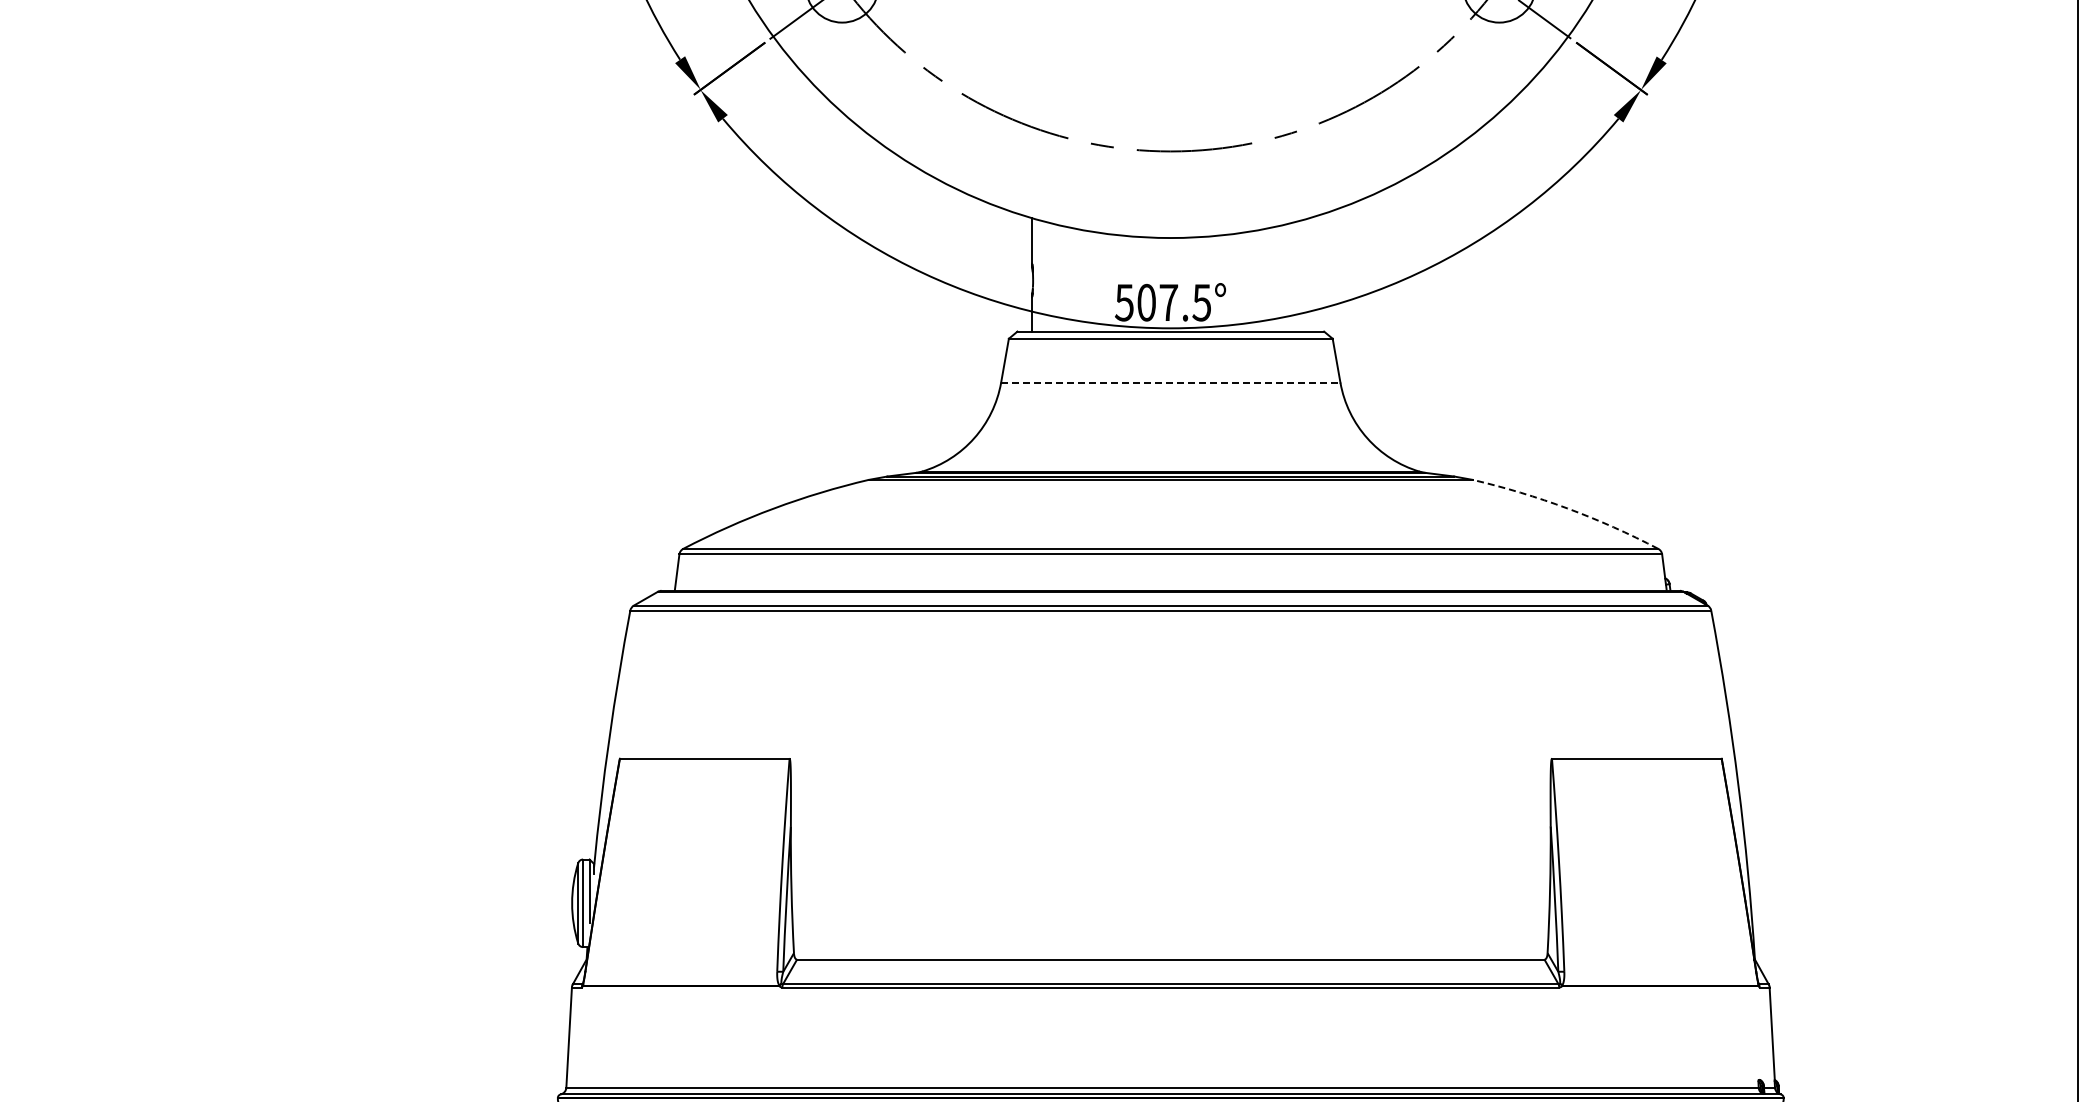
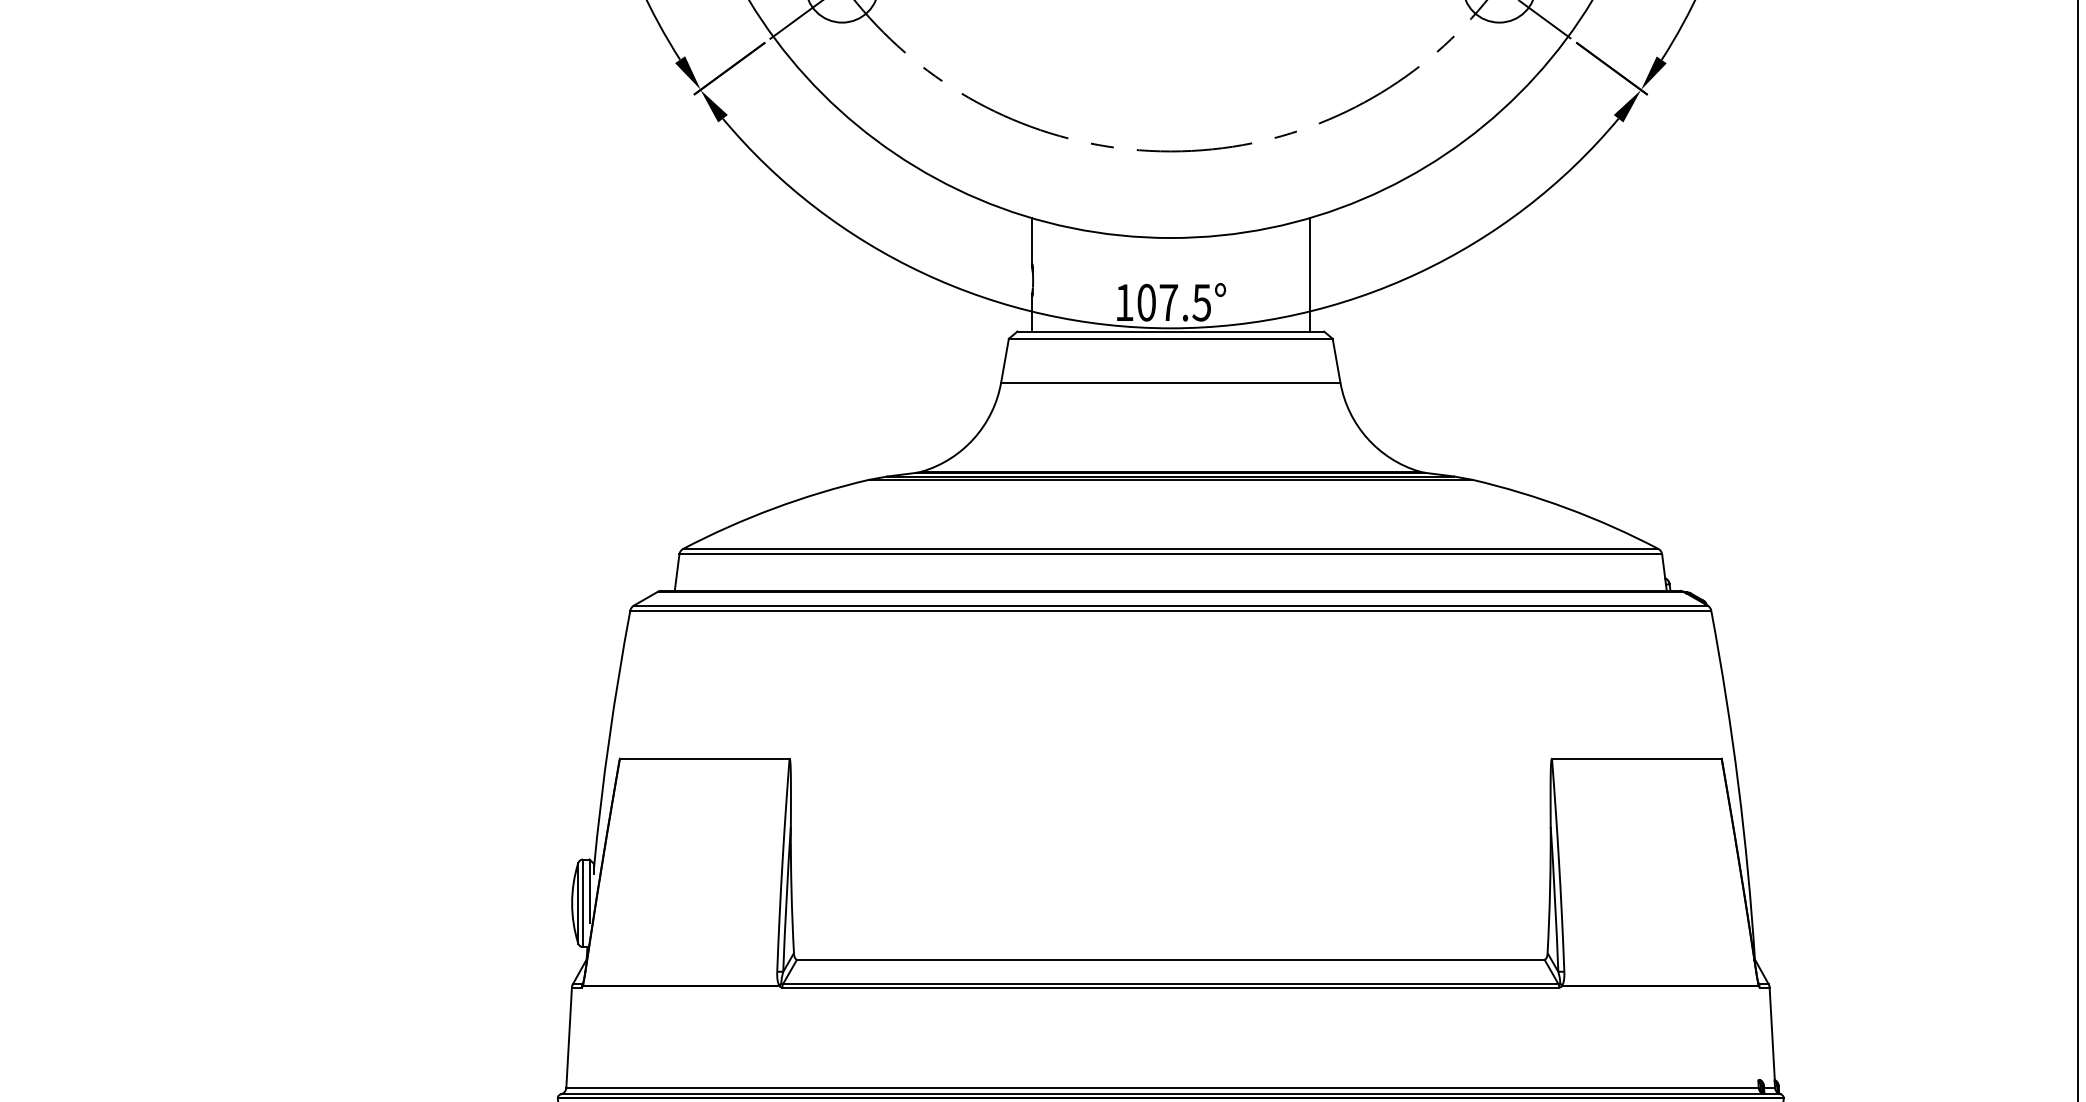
line: none -> present (1309, 274)
text: 507.5° -> 107.5° (1124, 302)
line: dashed -> solid (1170, 382)
arc: dashed -> solid (1567, 508)
